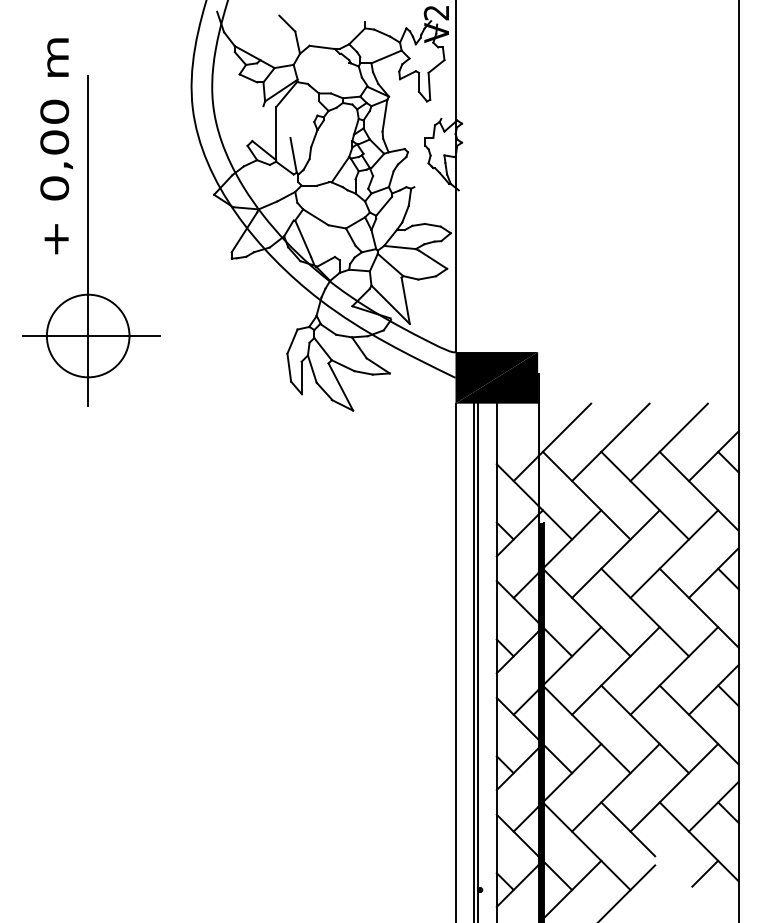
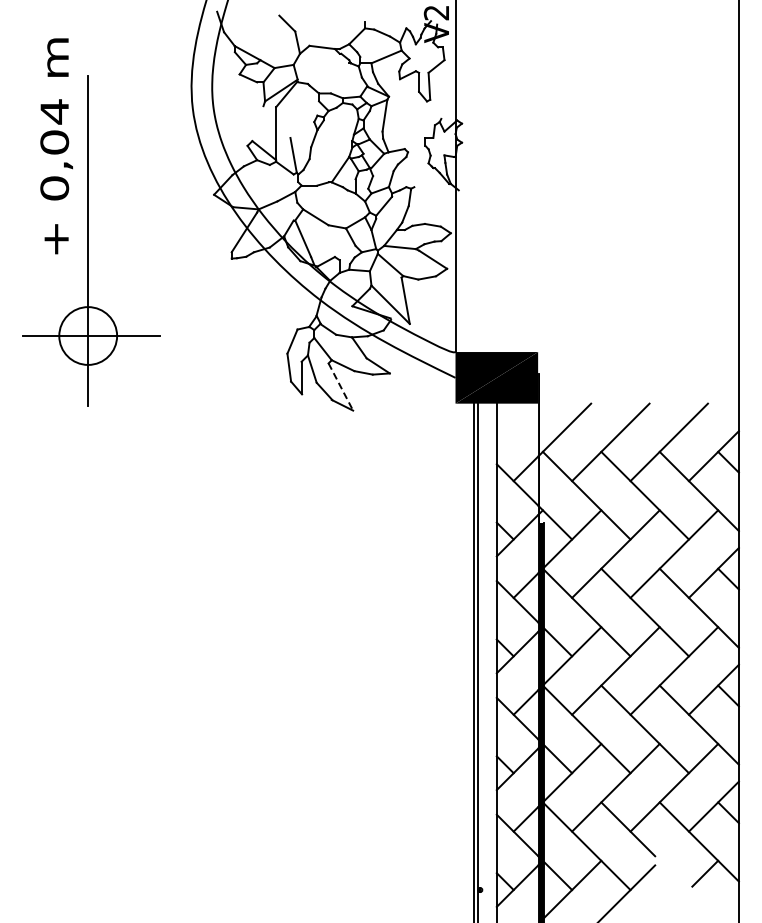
text: 0,00 -> 0,04 (54, 111)
circle diameter: 83 px -> 58 px (88, 335)
line: solid -> dashed (340, 387)
line: present -> none (455, 661)
